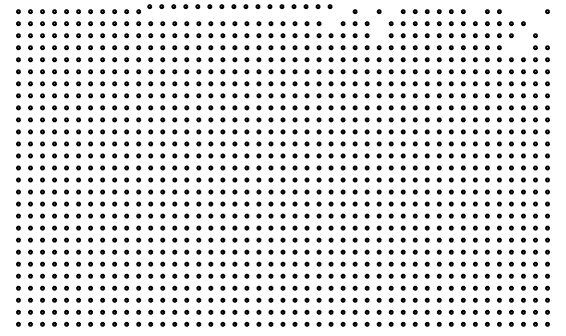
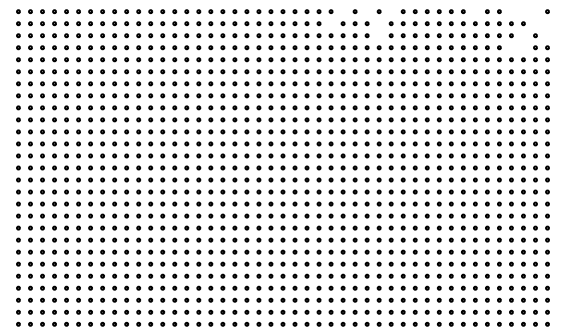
part position: (239, 6) -> (240, 11) (240, 11)
